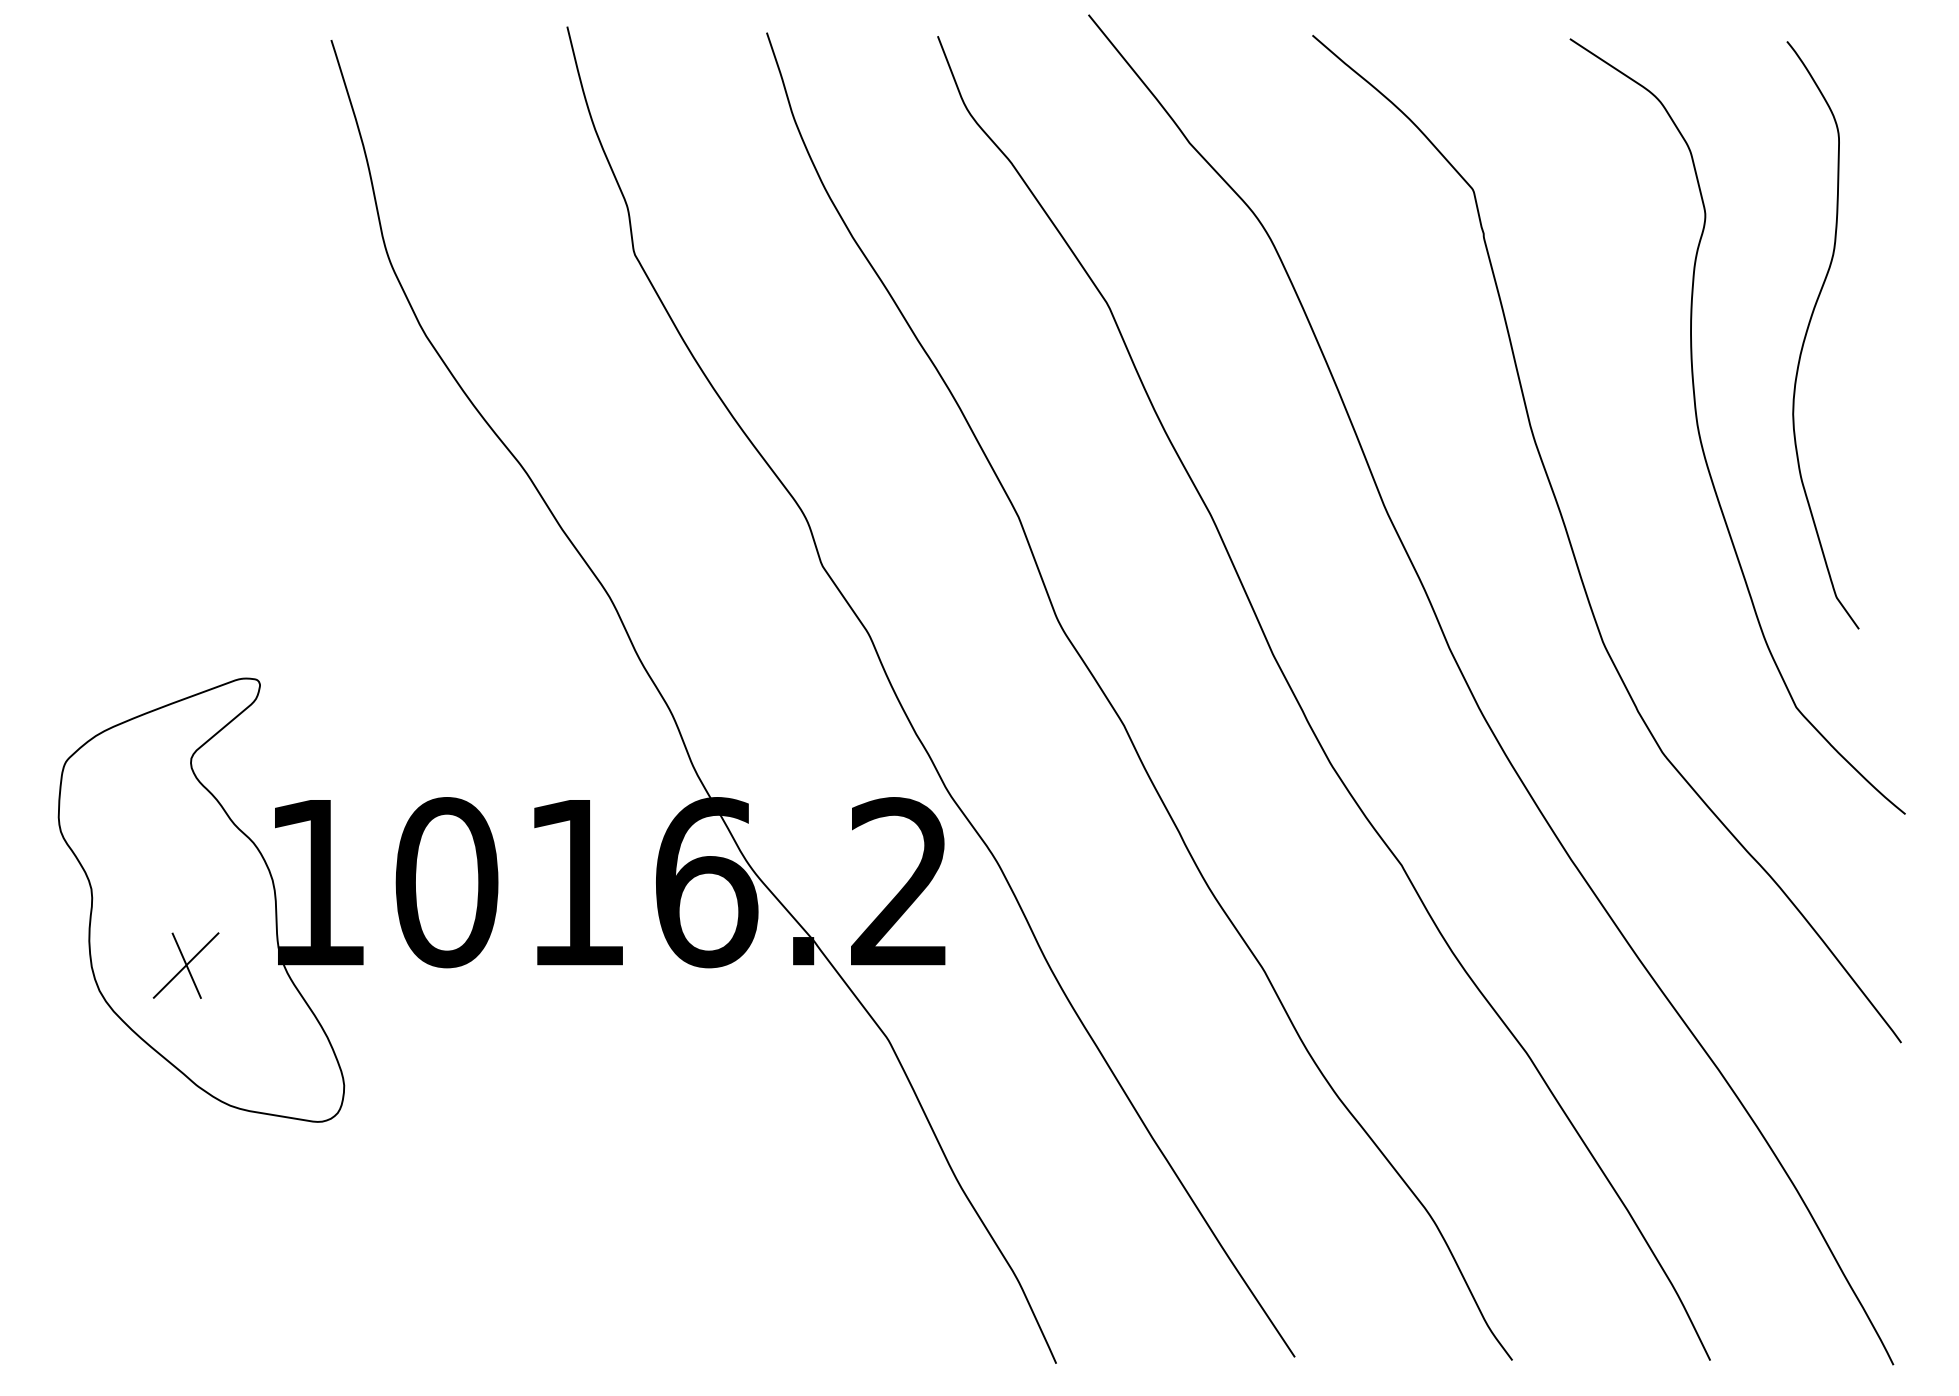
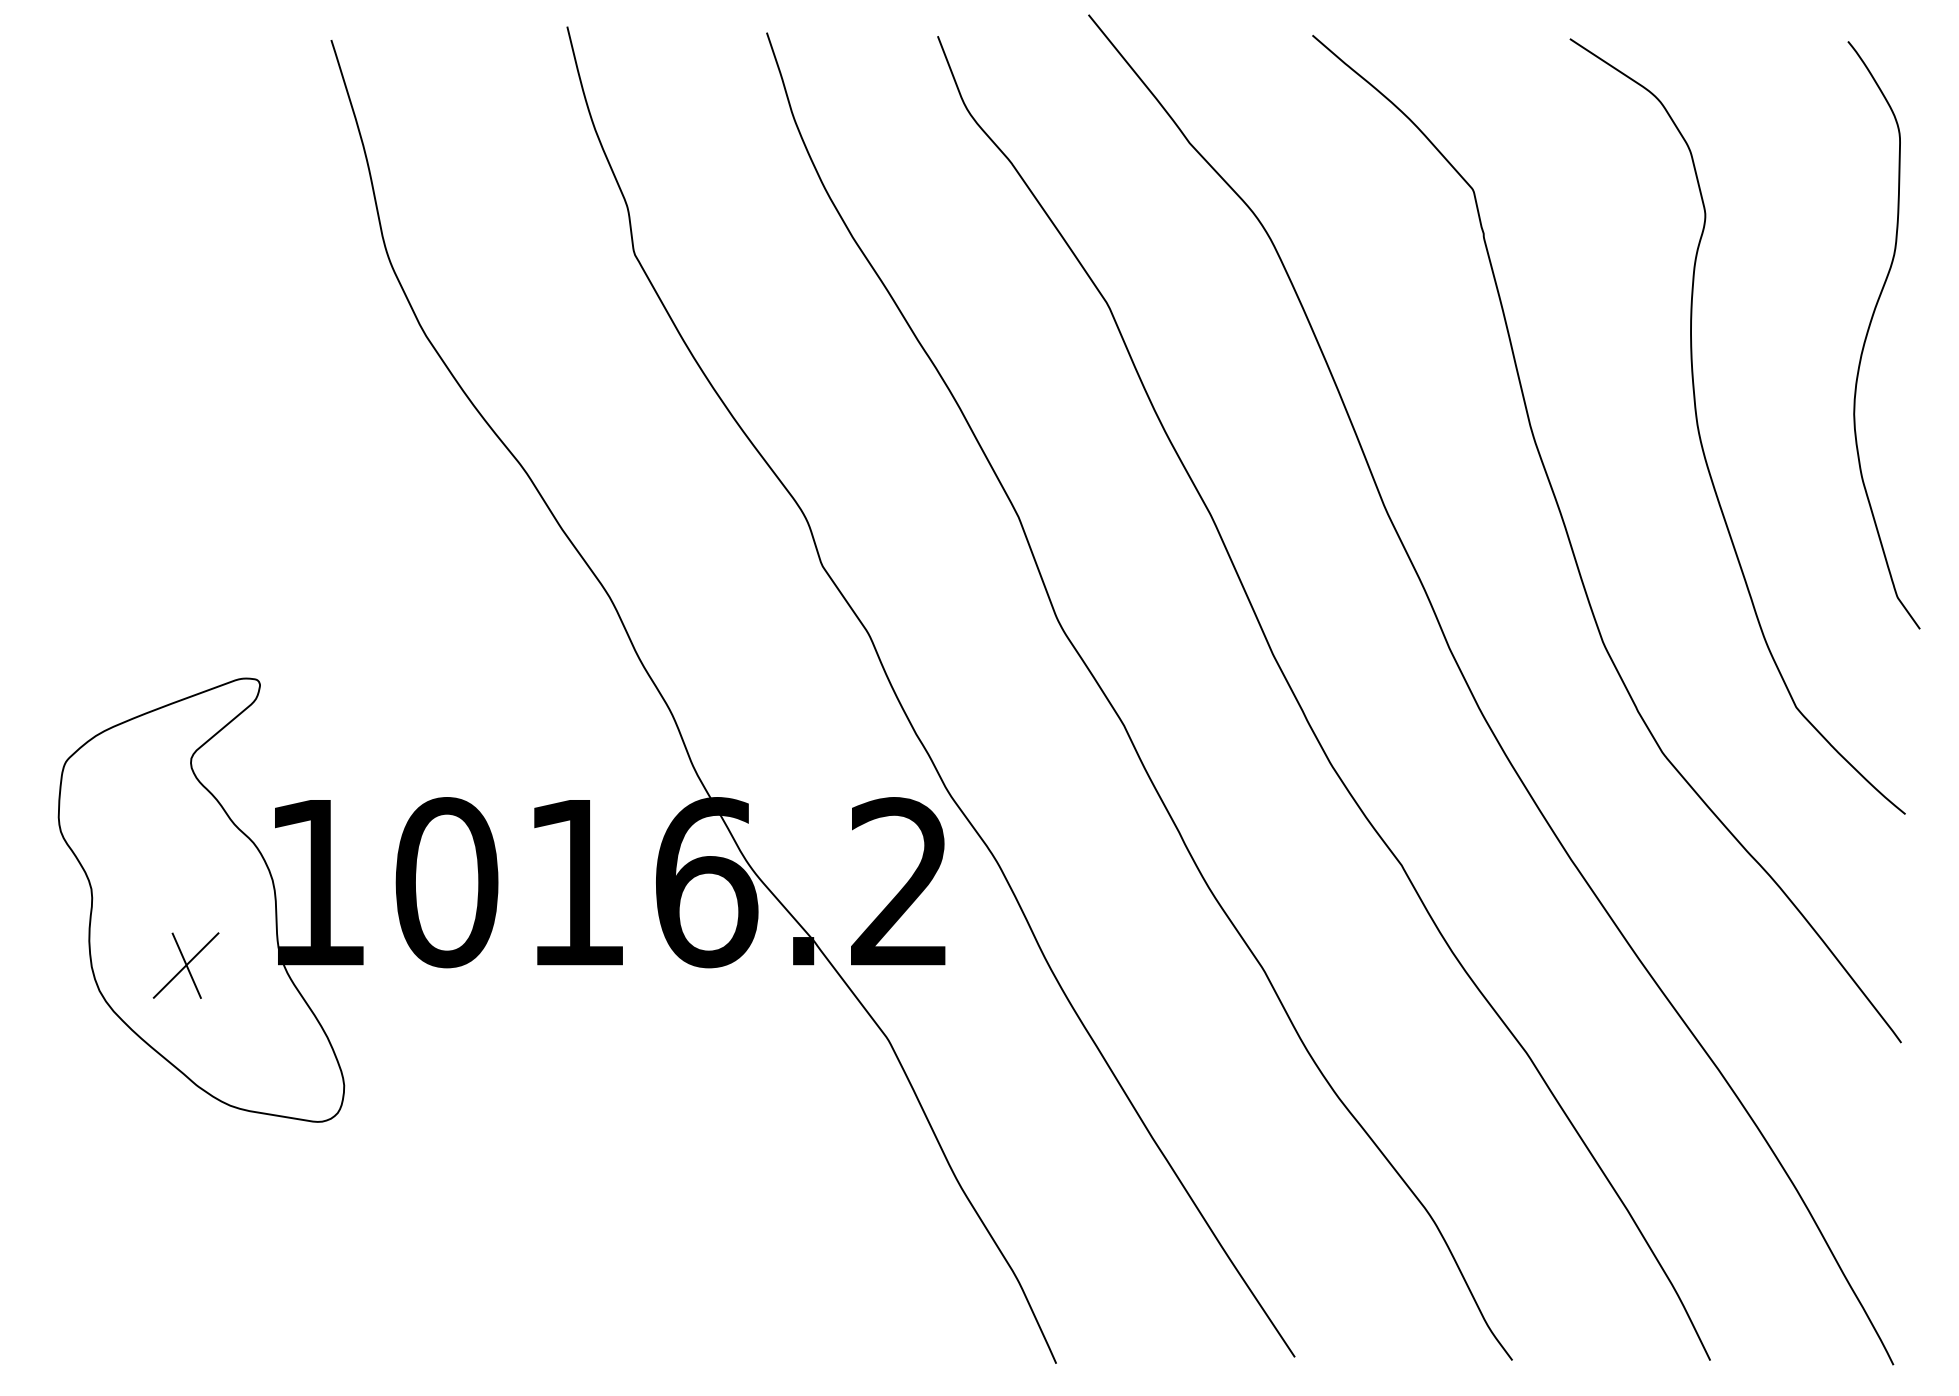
curve position: (1808, 330) -> (1869, 330) (1869, 330)
